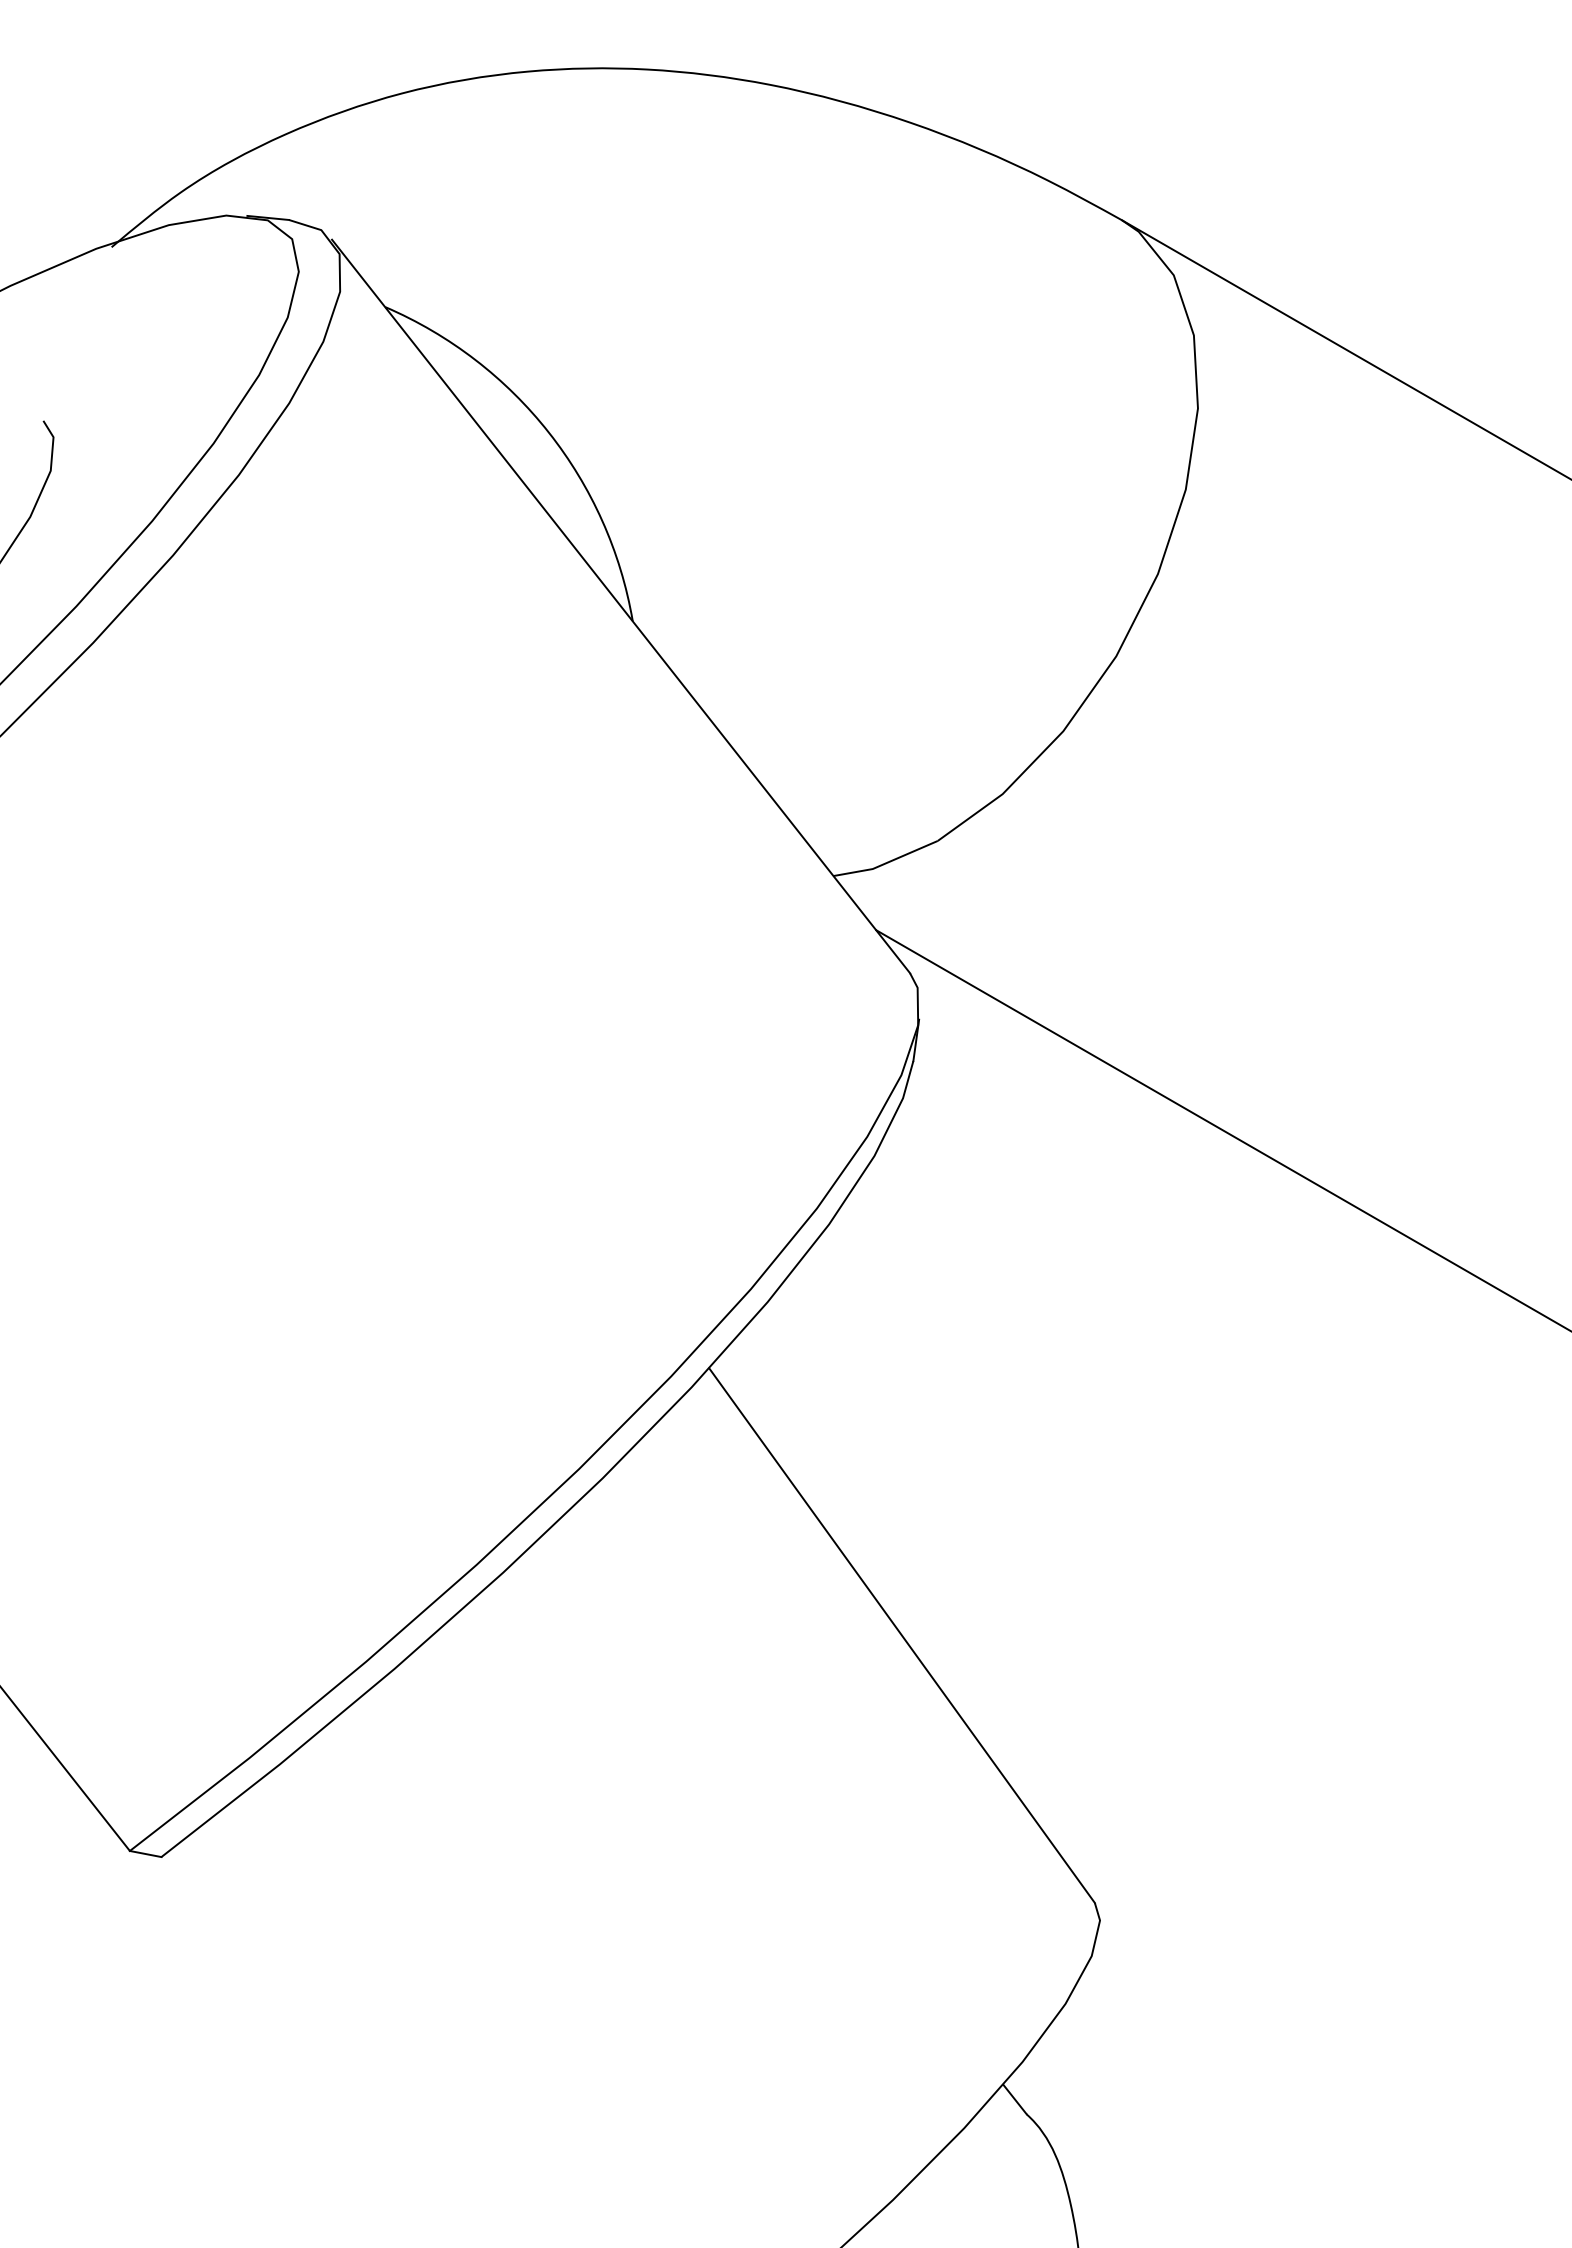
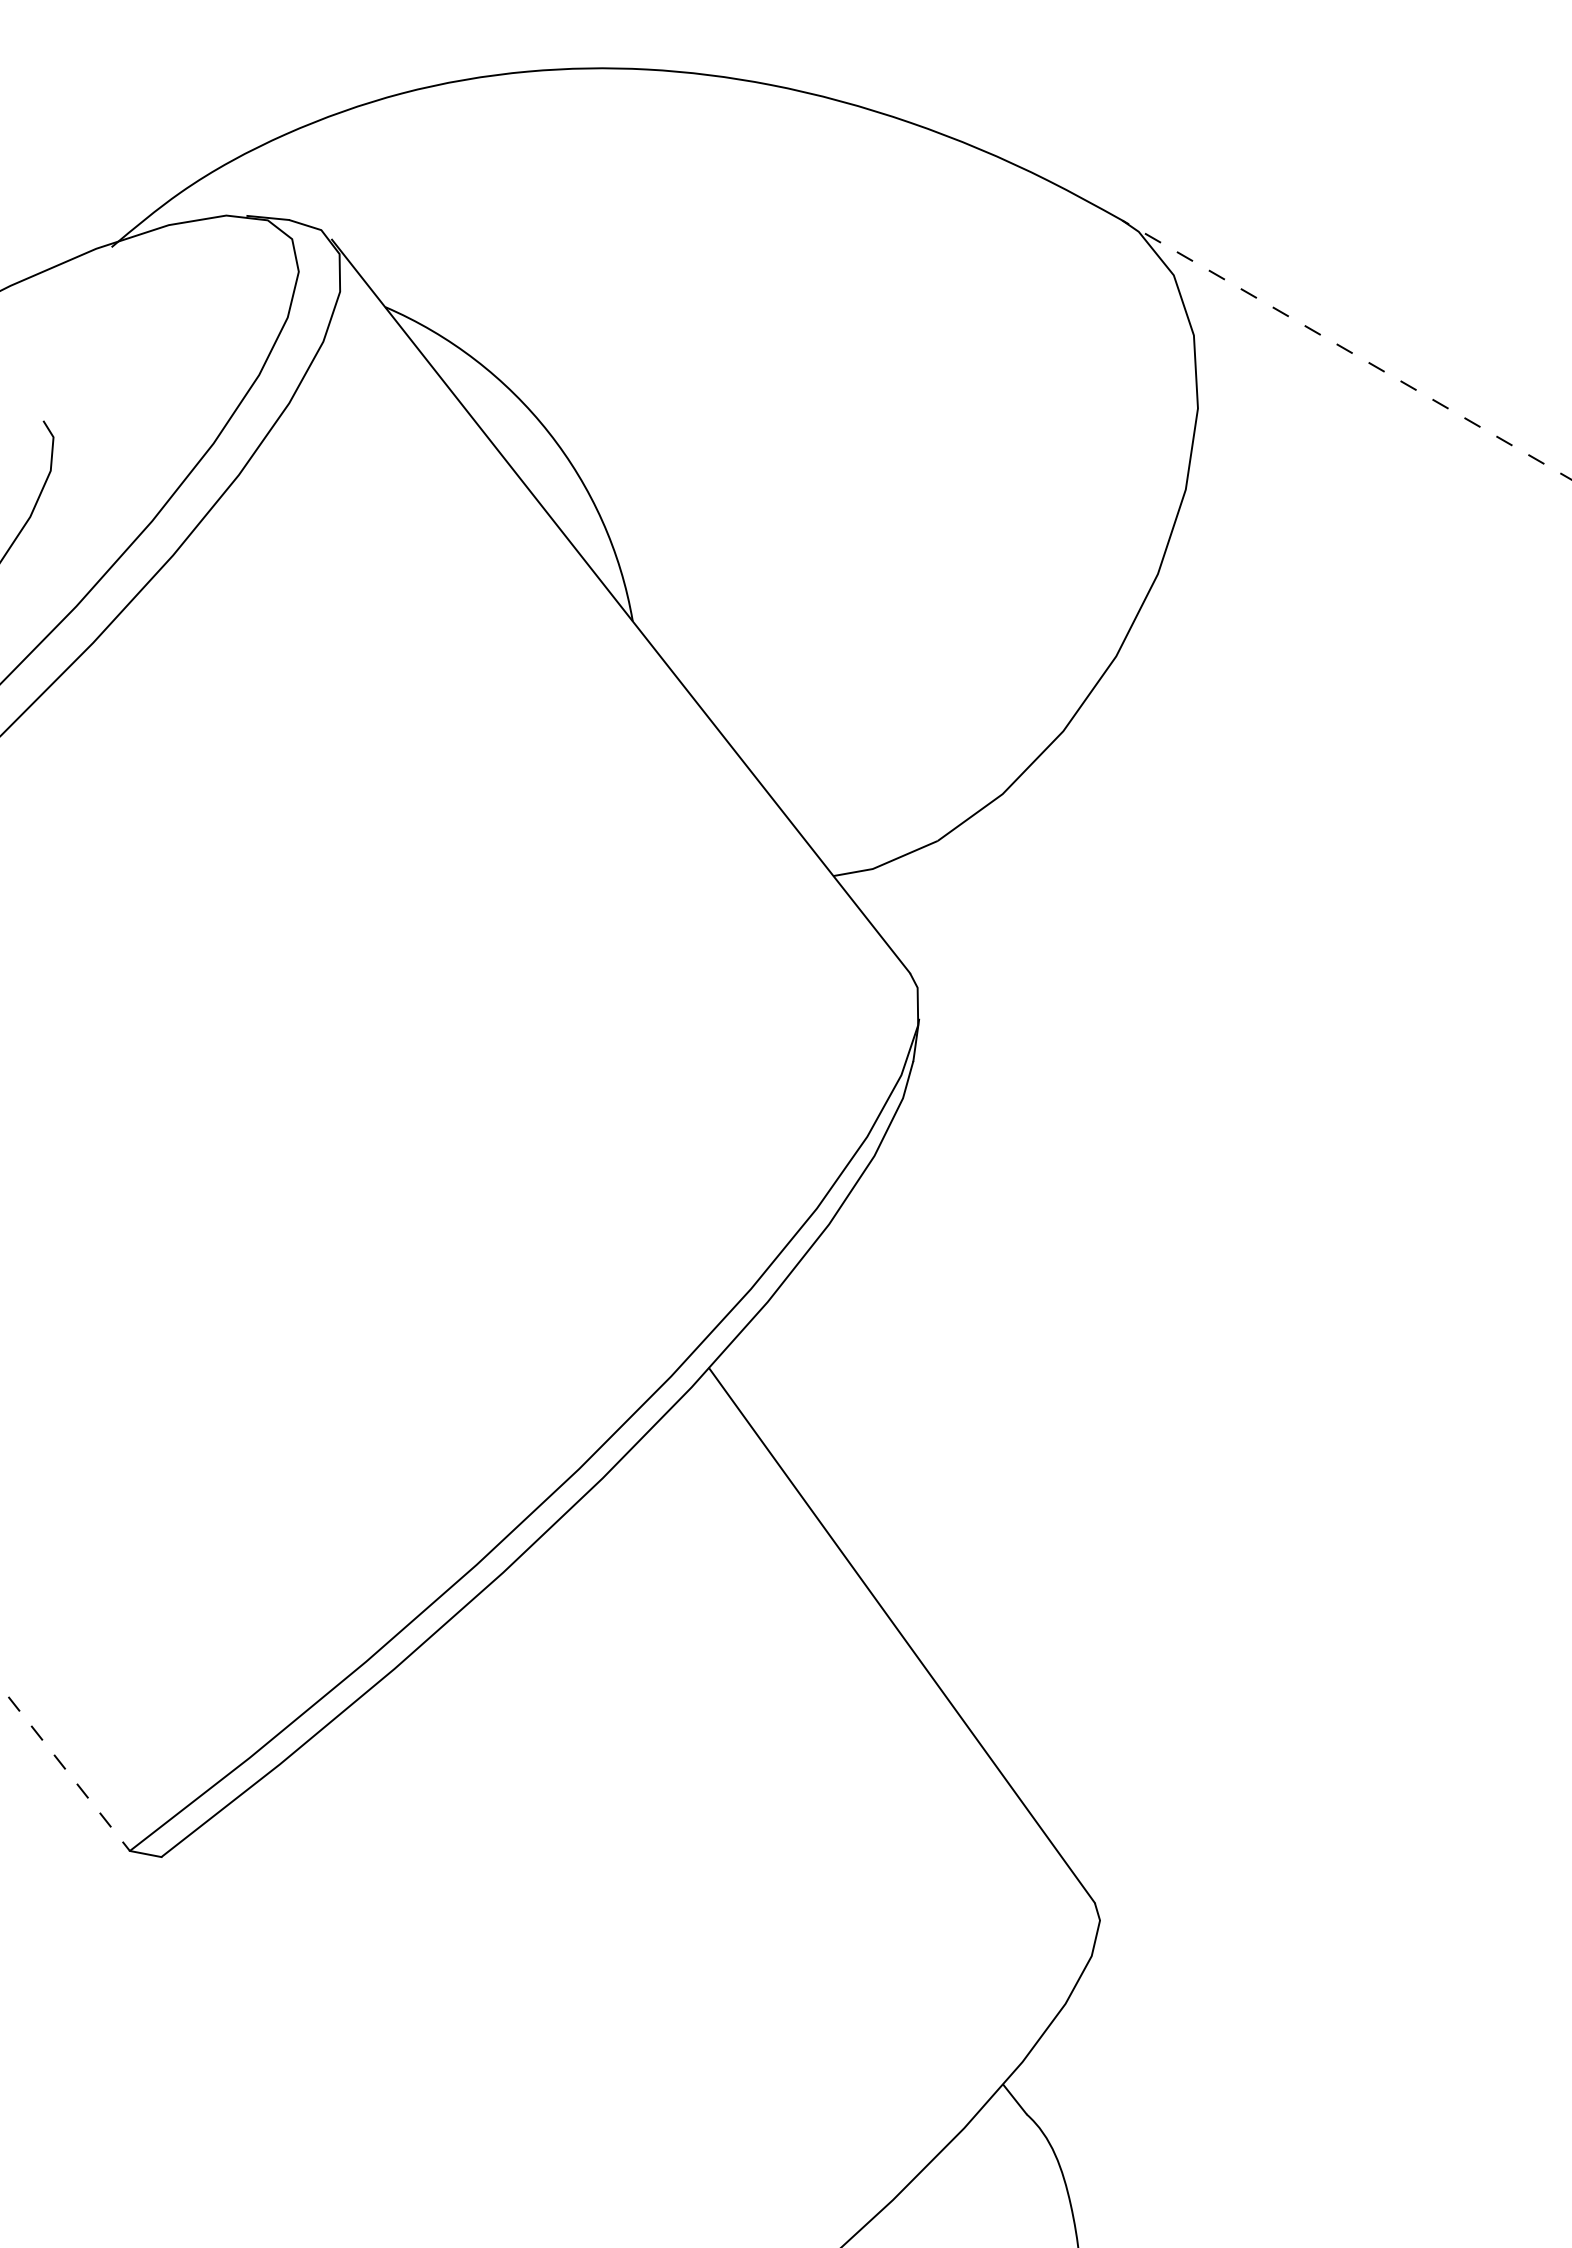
line: solid -> dashed (1346, 349)
line: present -> none (1222, 1130)
line: solid -> dashed (65, 1769)
